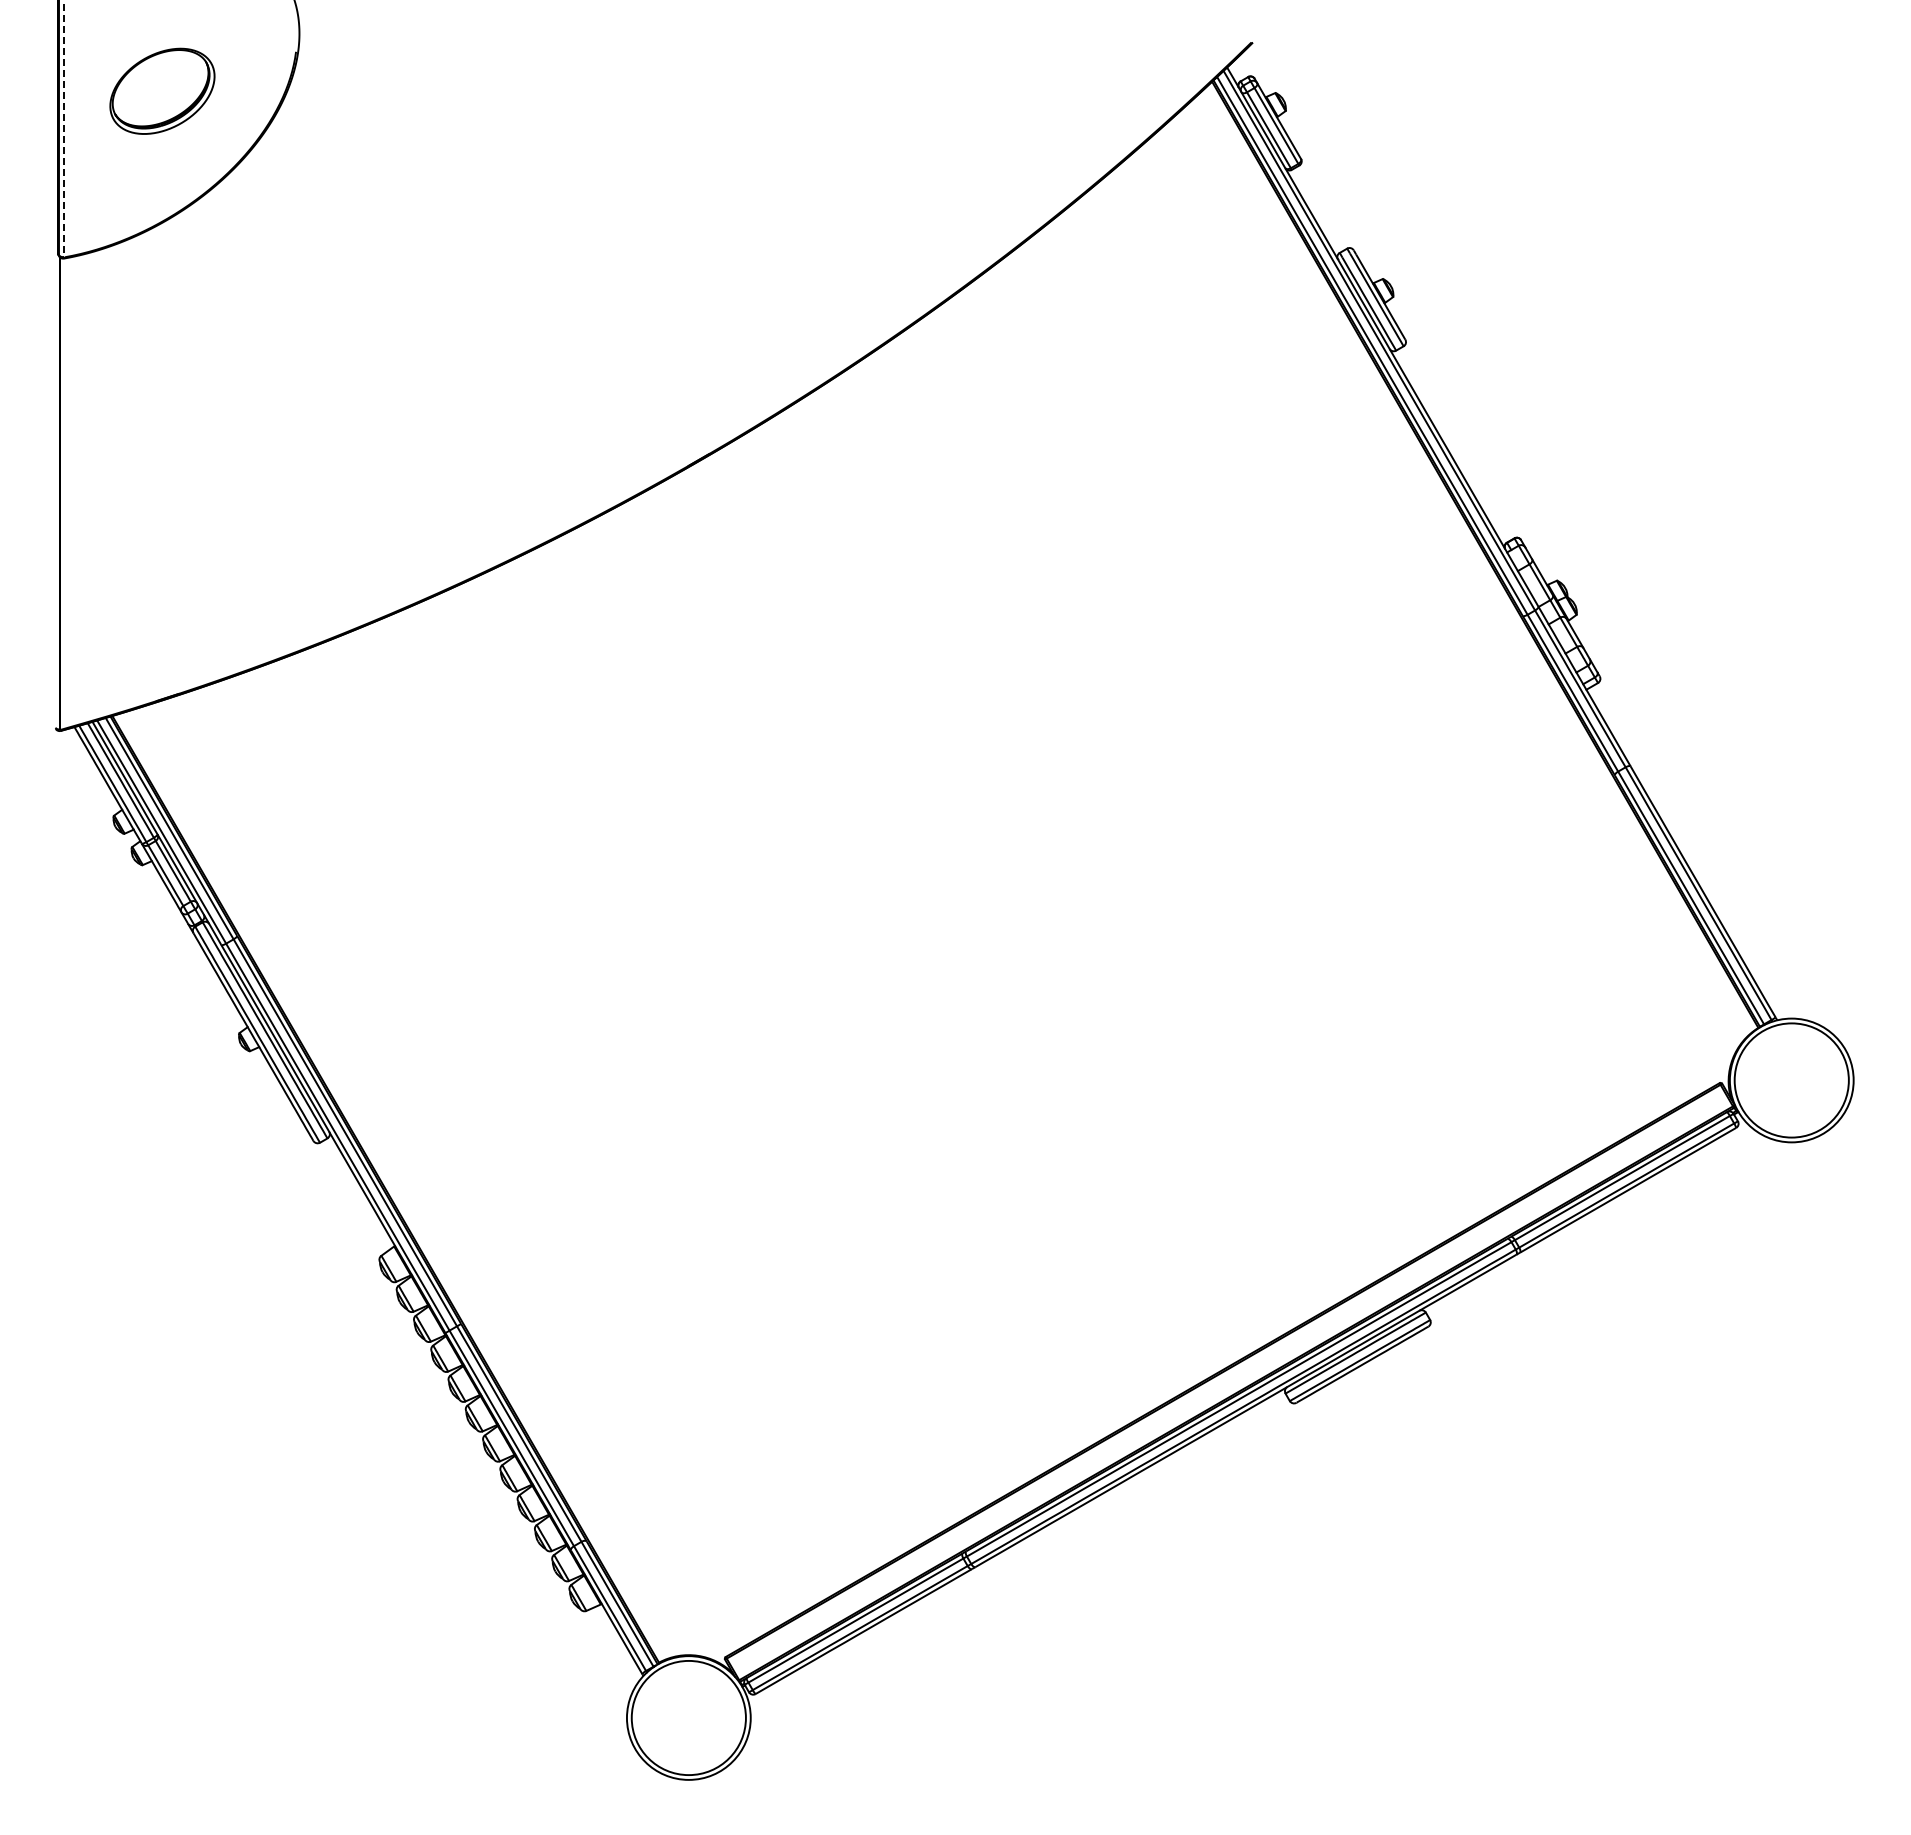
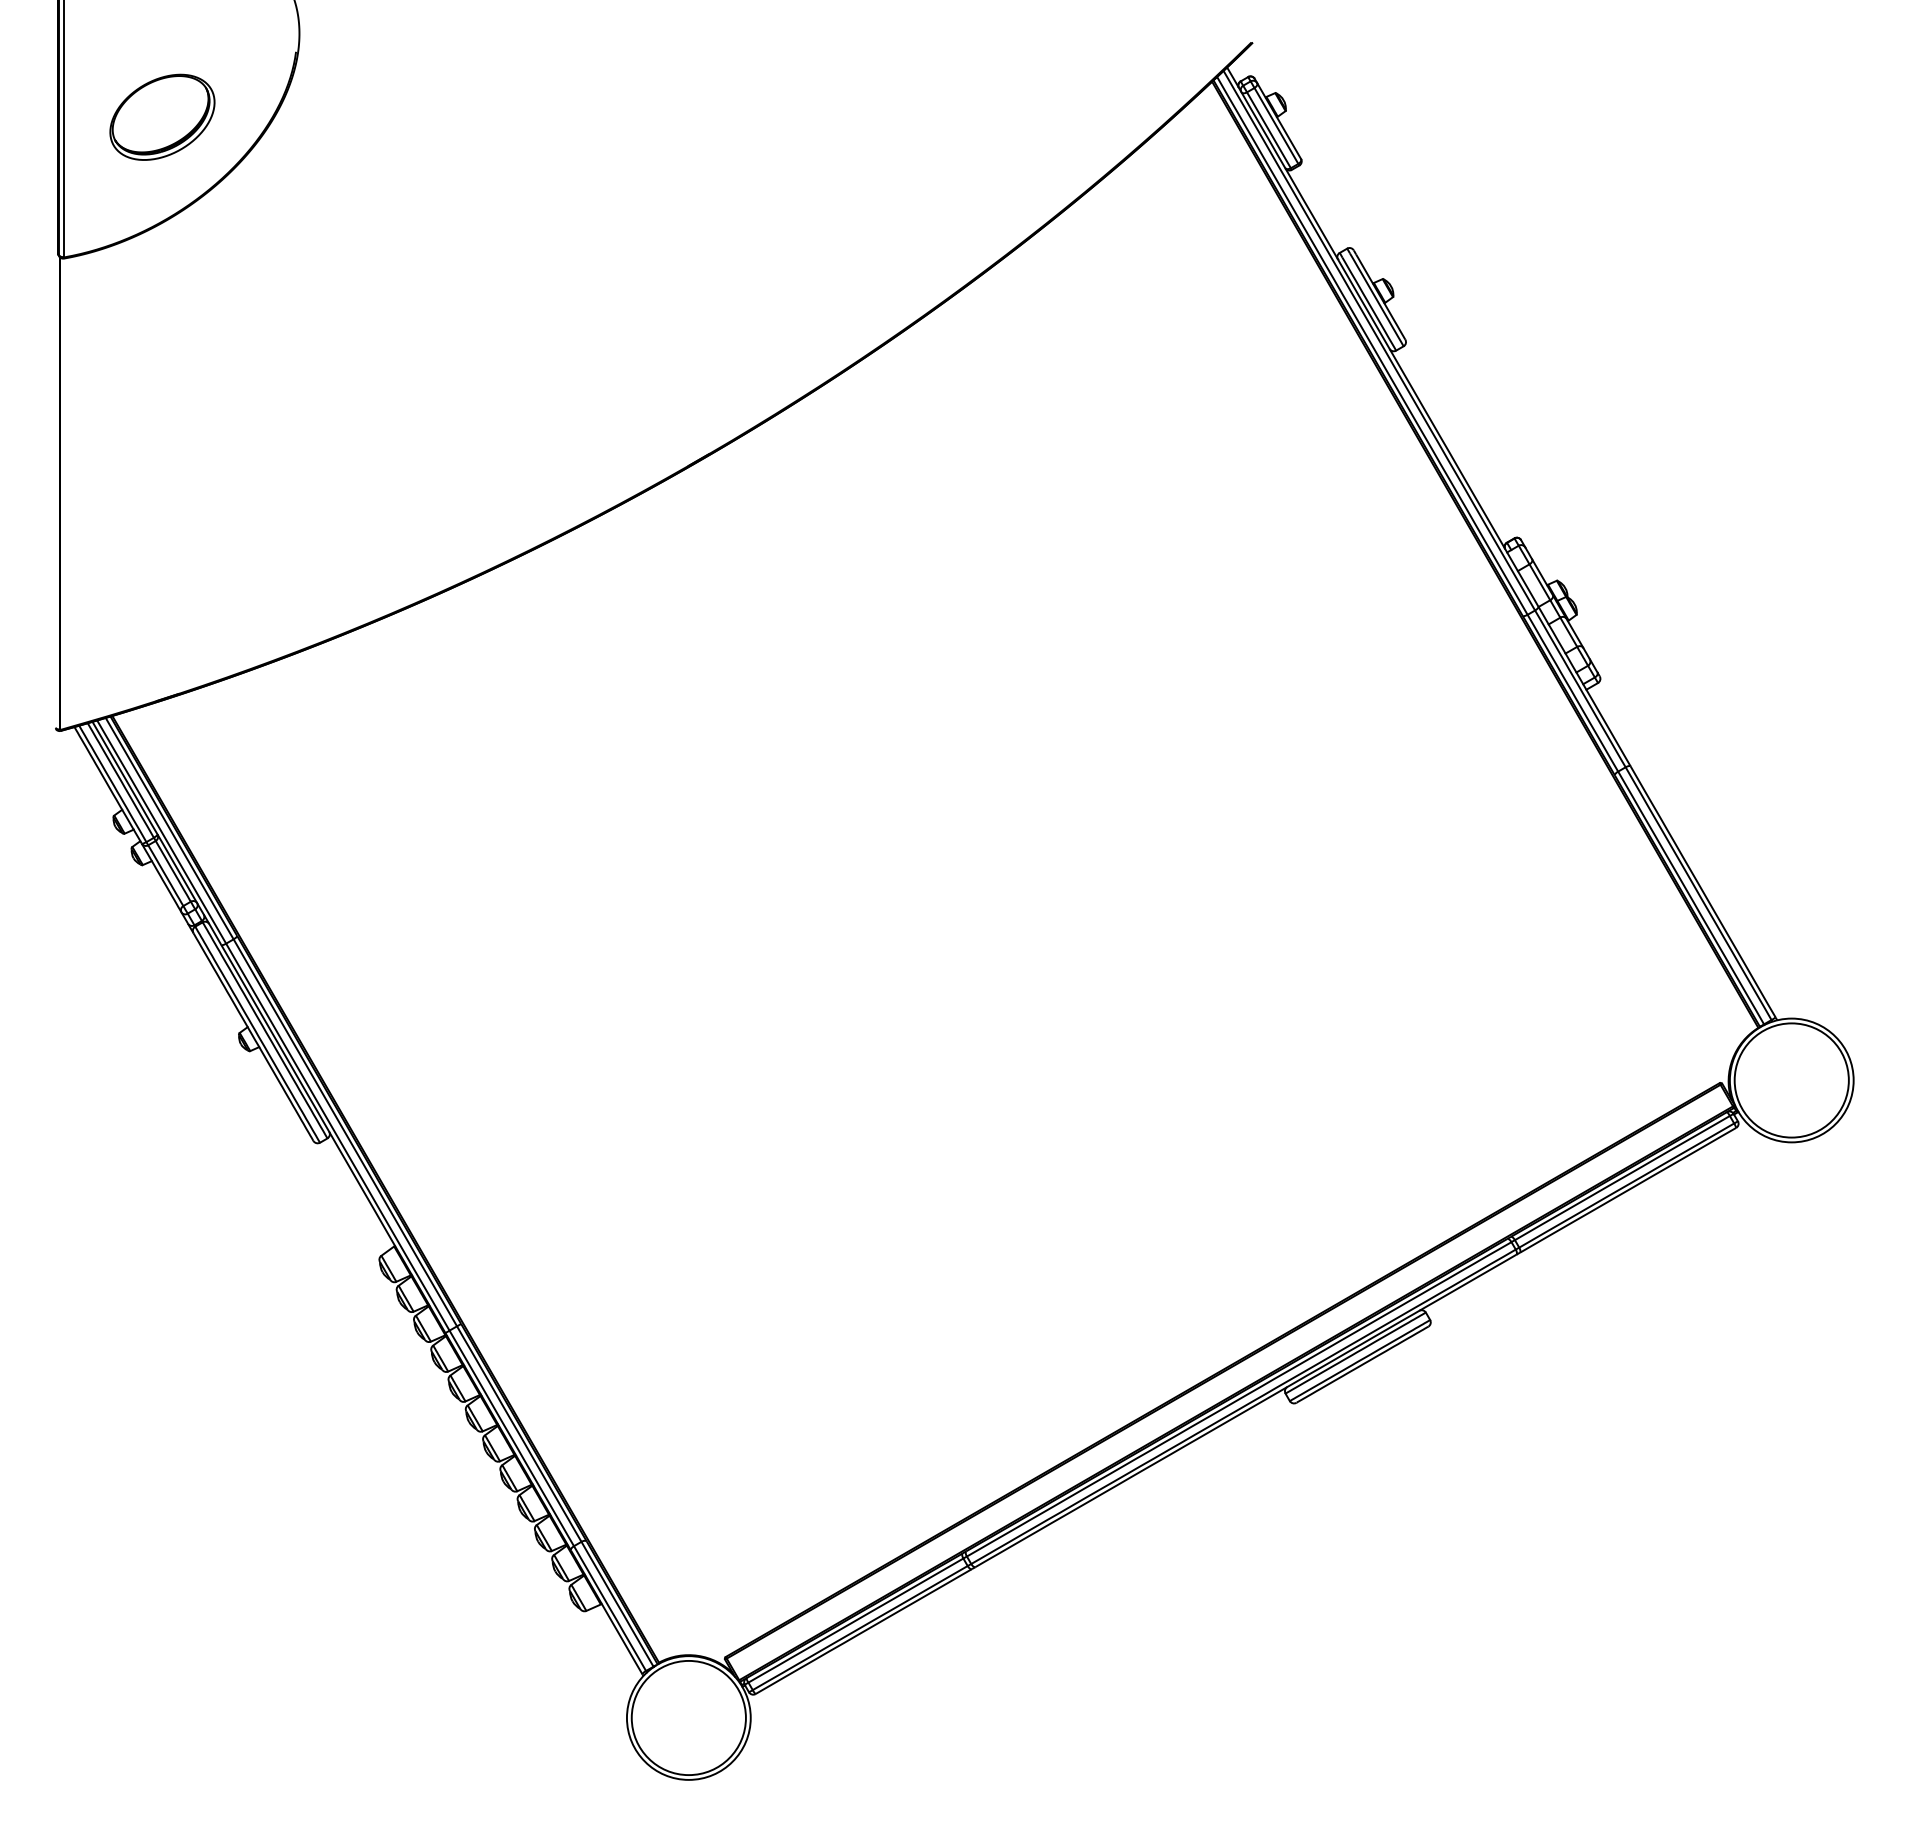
part position: (162, 90) -> (162, 116) (162, 116)
line: dashed -> solid (64, 128)
